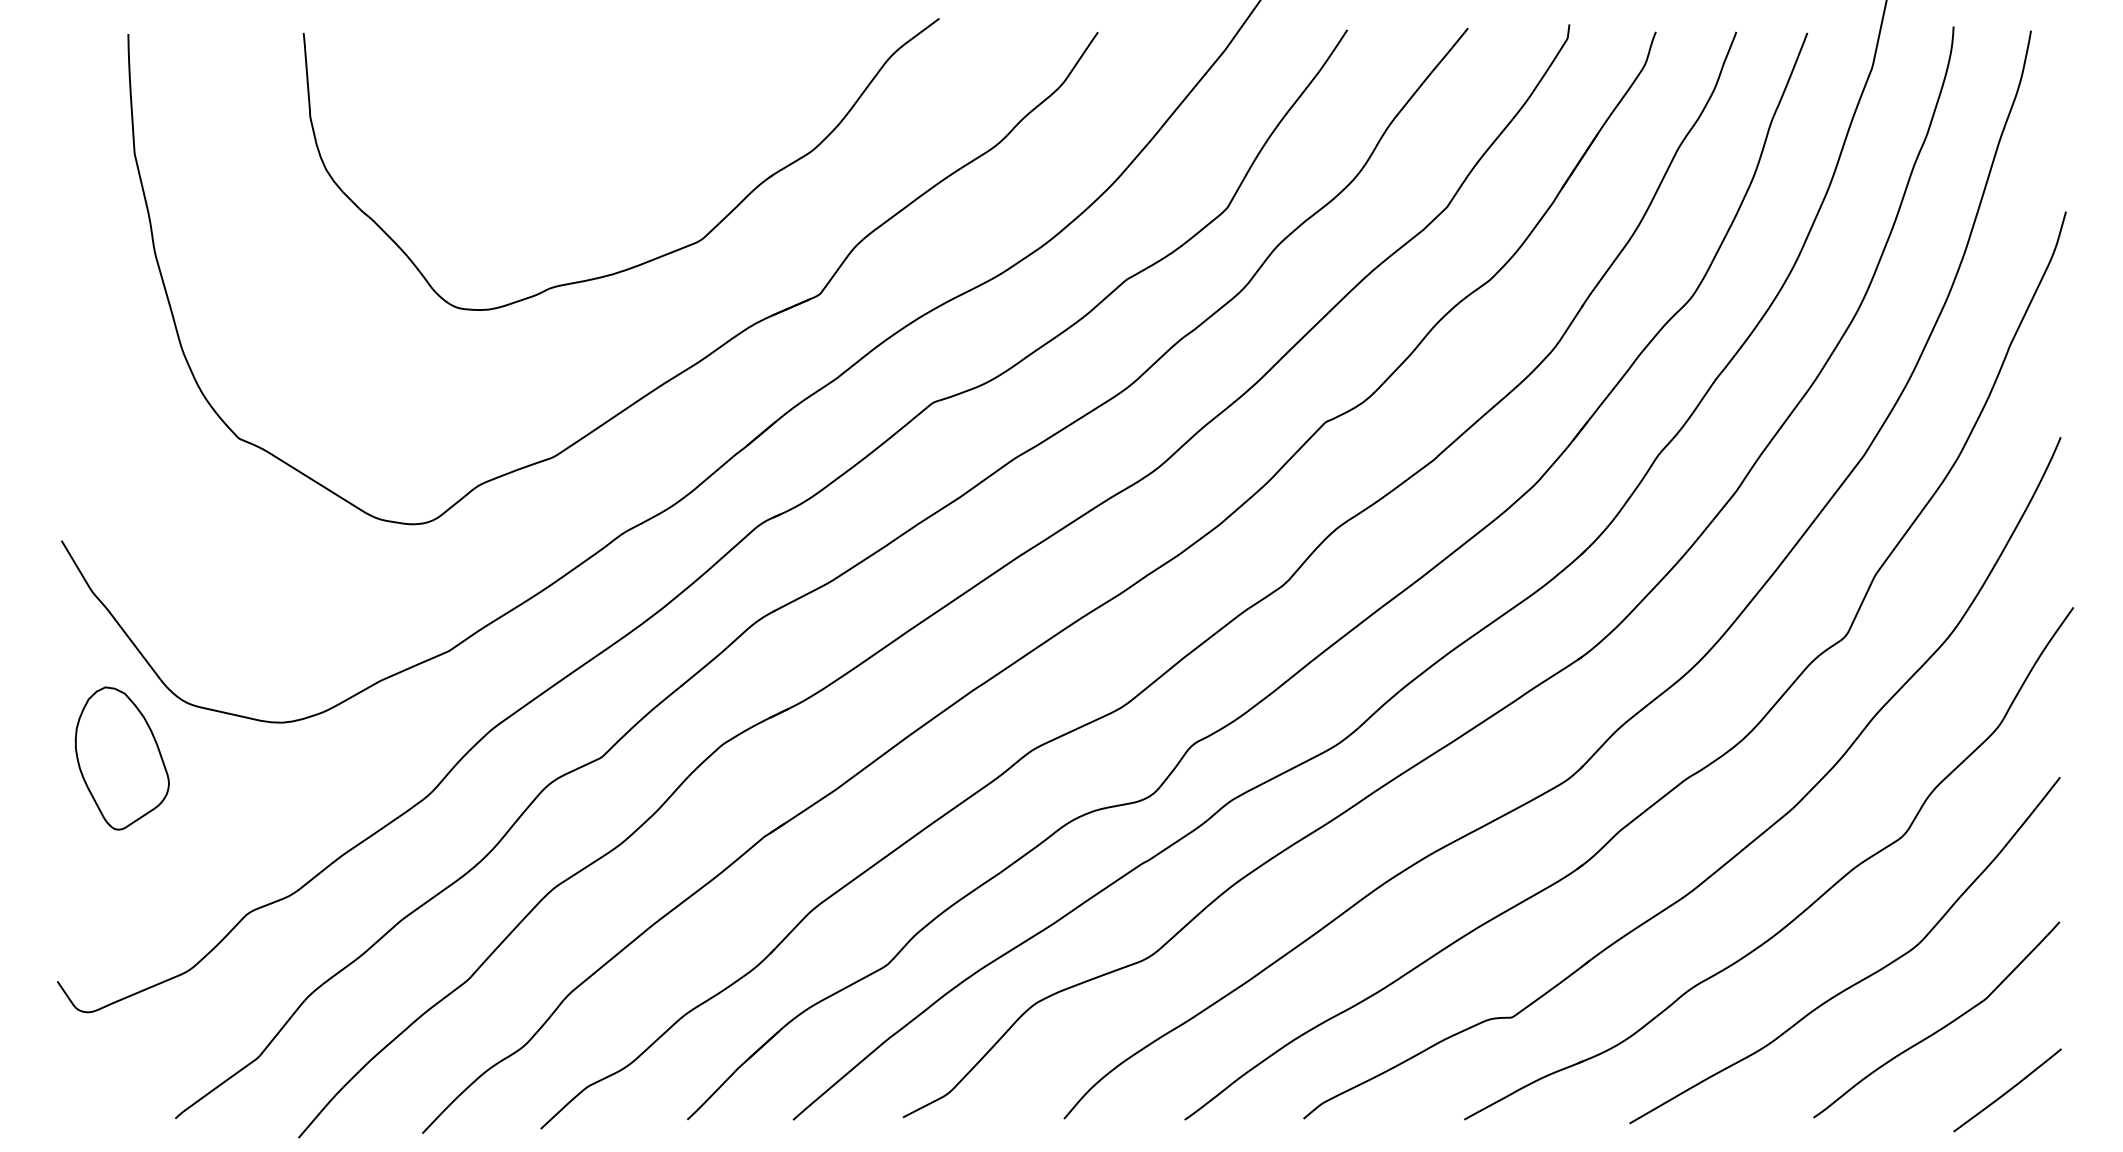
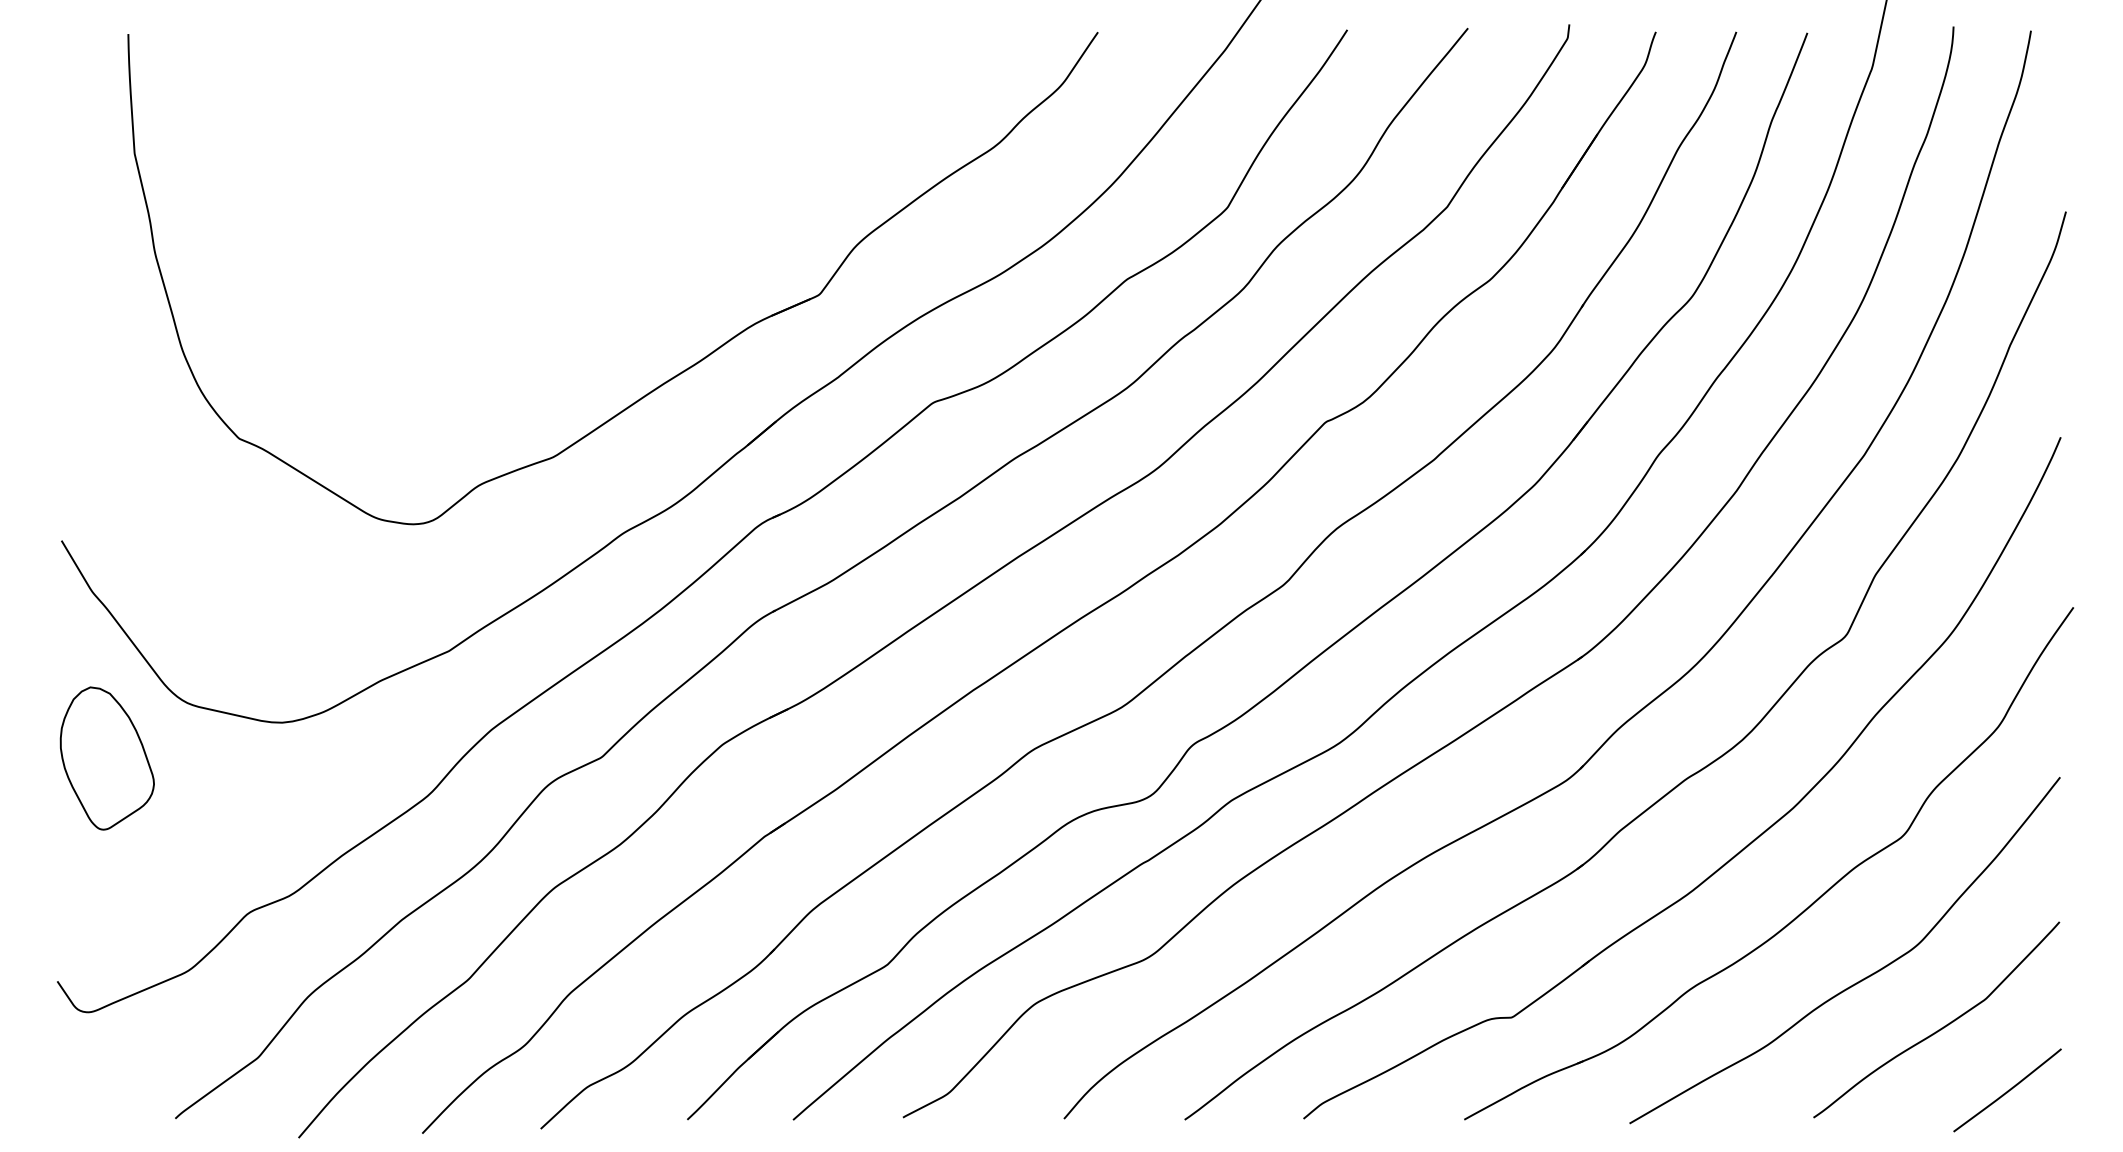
part: present -> none (655, 257)
part position: (121, 758) -> (106, 758) (106, 758)
